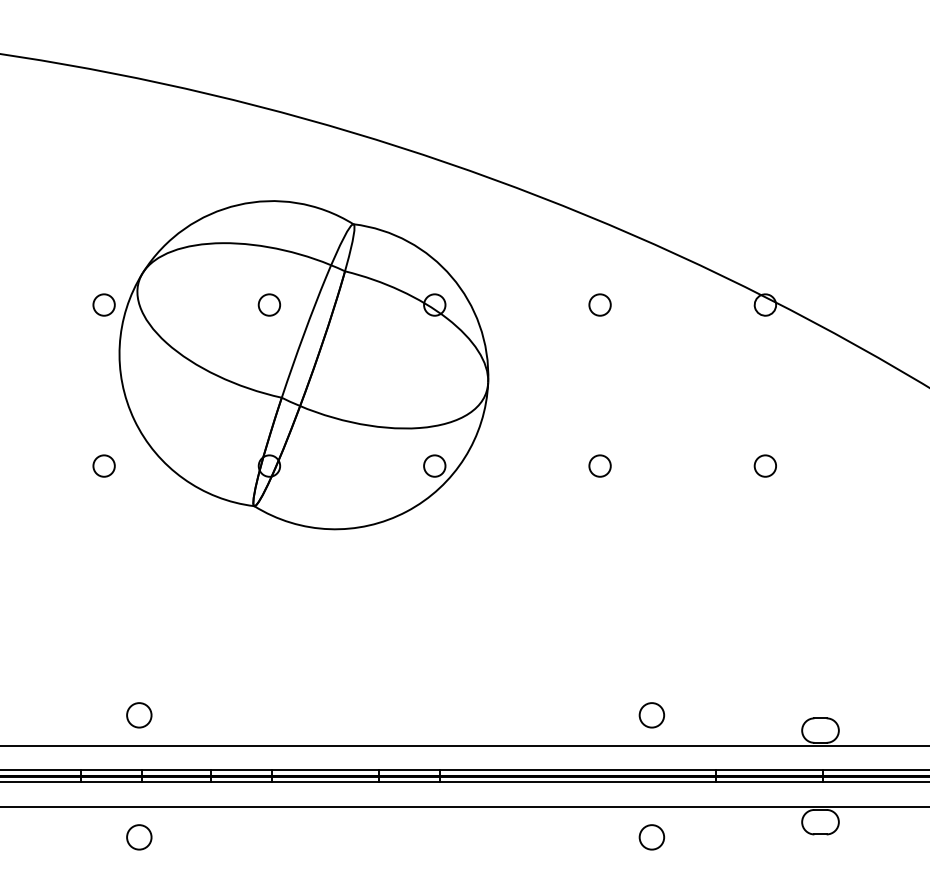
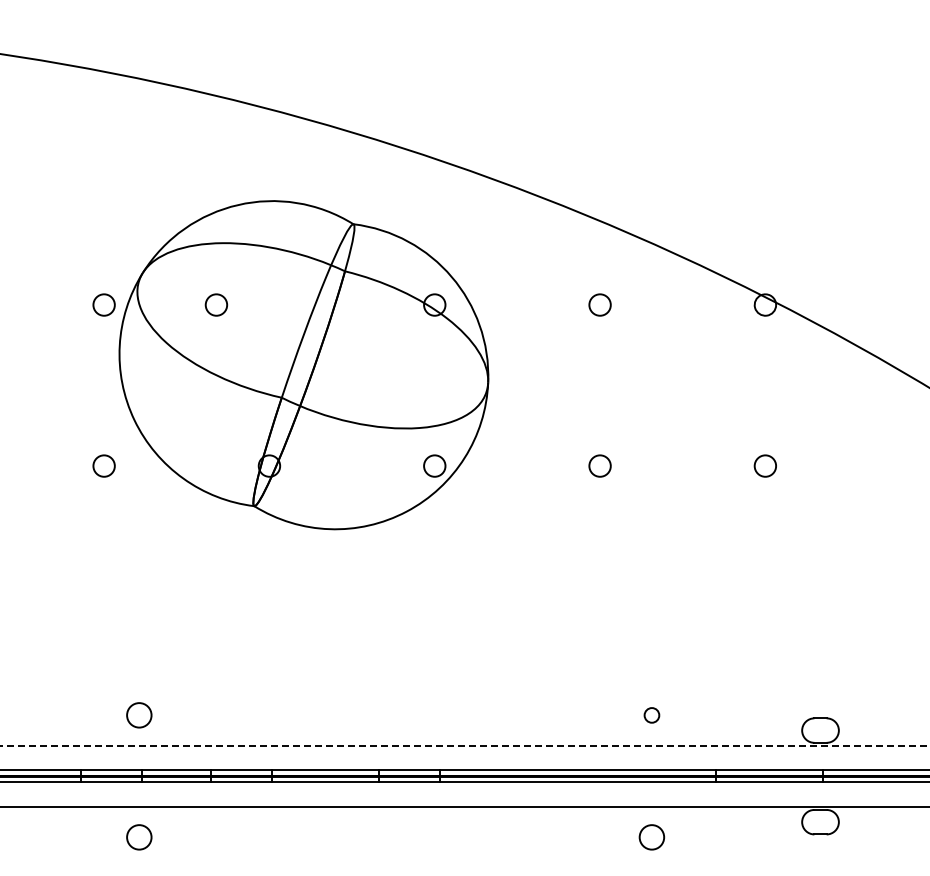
circle position: (269, 304) -> (216, 304) (216, 304)
circle size: 28x27 px -> 18x17 px (651, 715)
line: solid -> dashed (464, 745)
